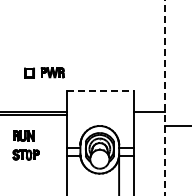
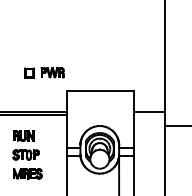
line: dashed -> solid (100, 91)
line: dashed -> solid (165, 97)
part: none -> present (27, 173)
